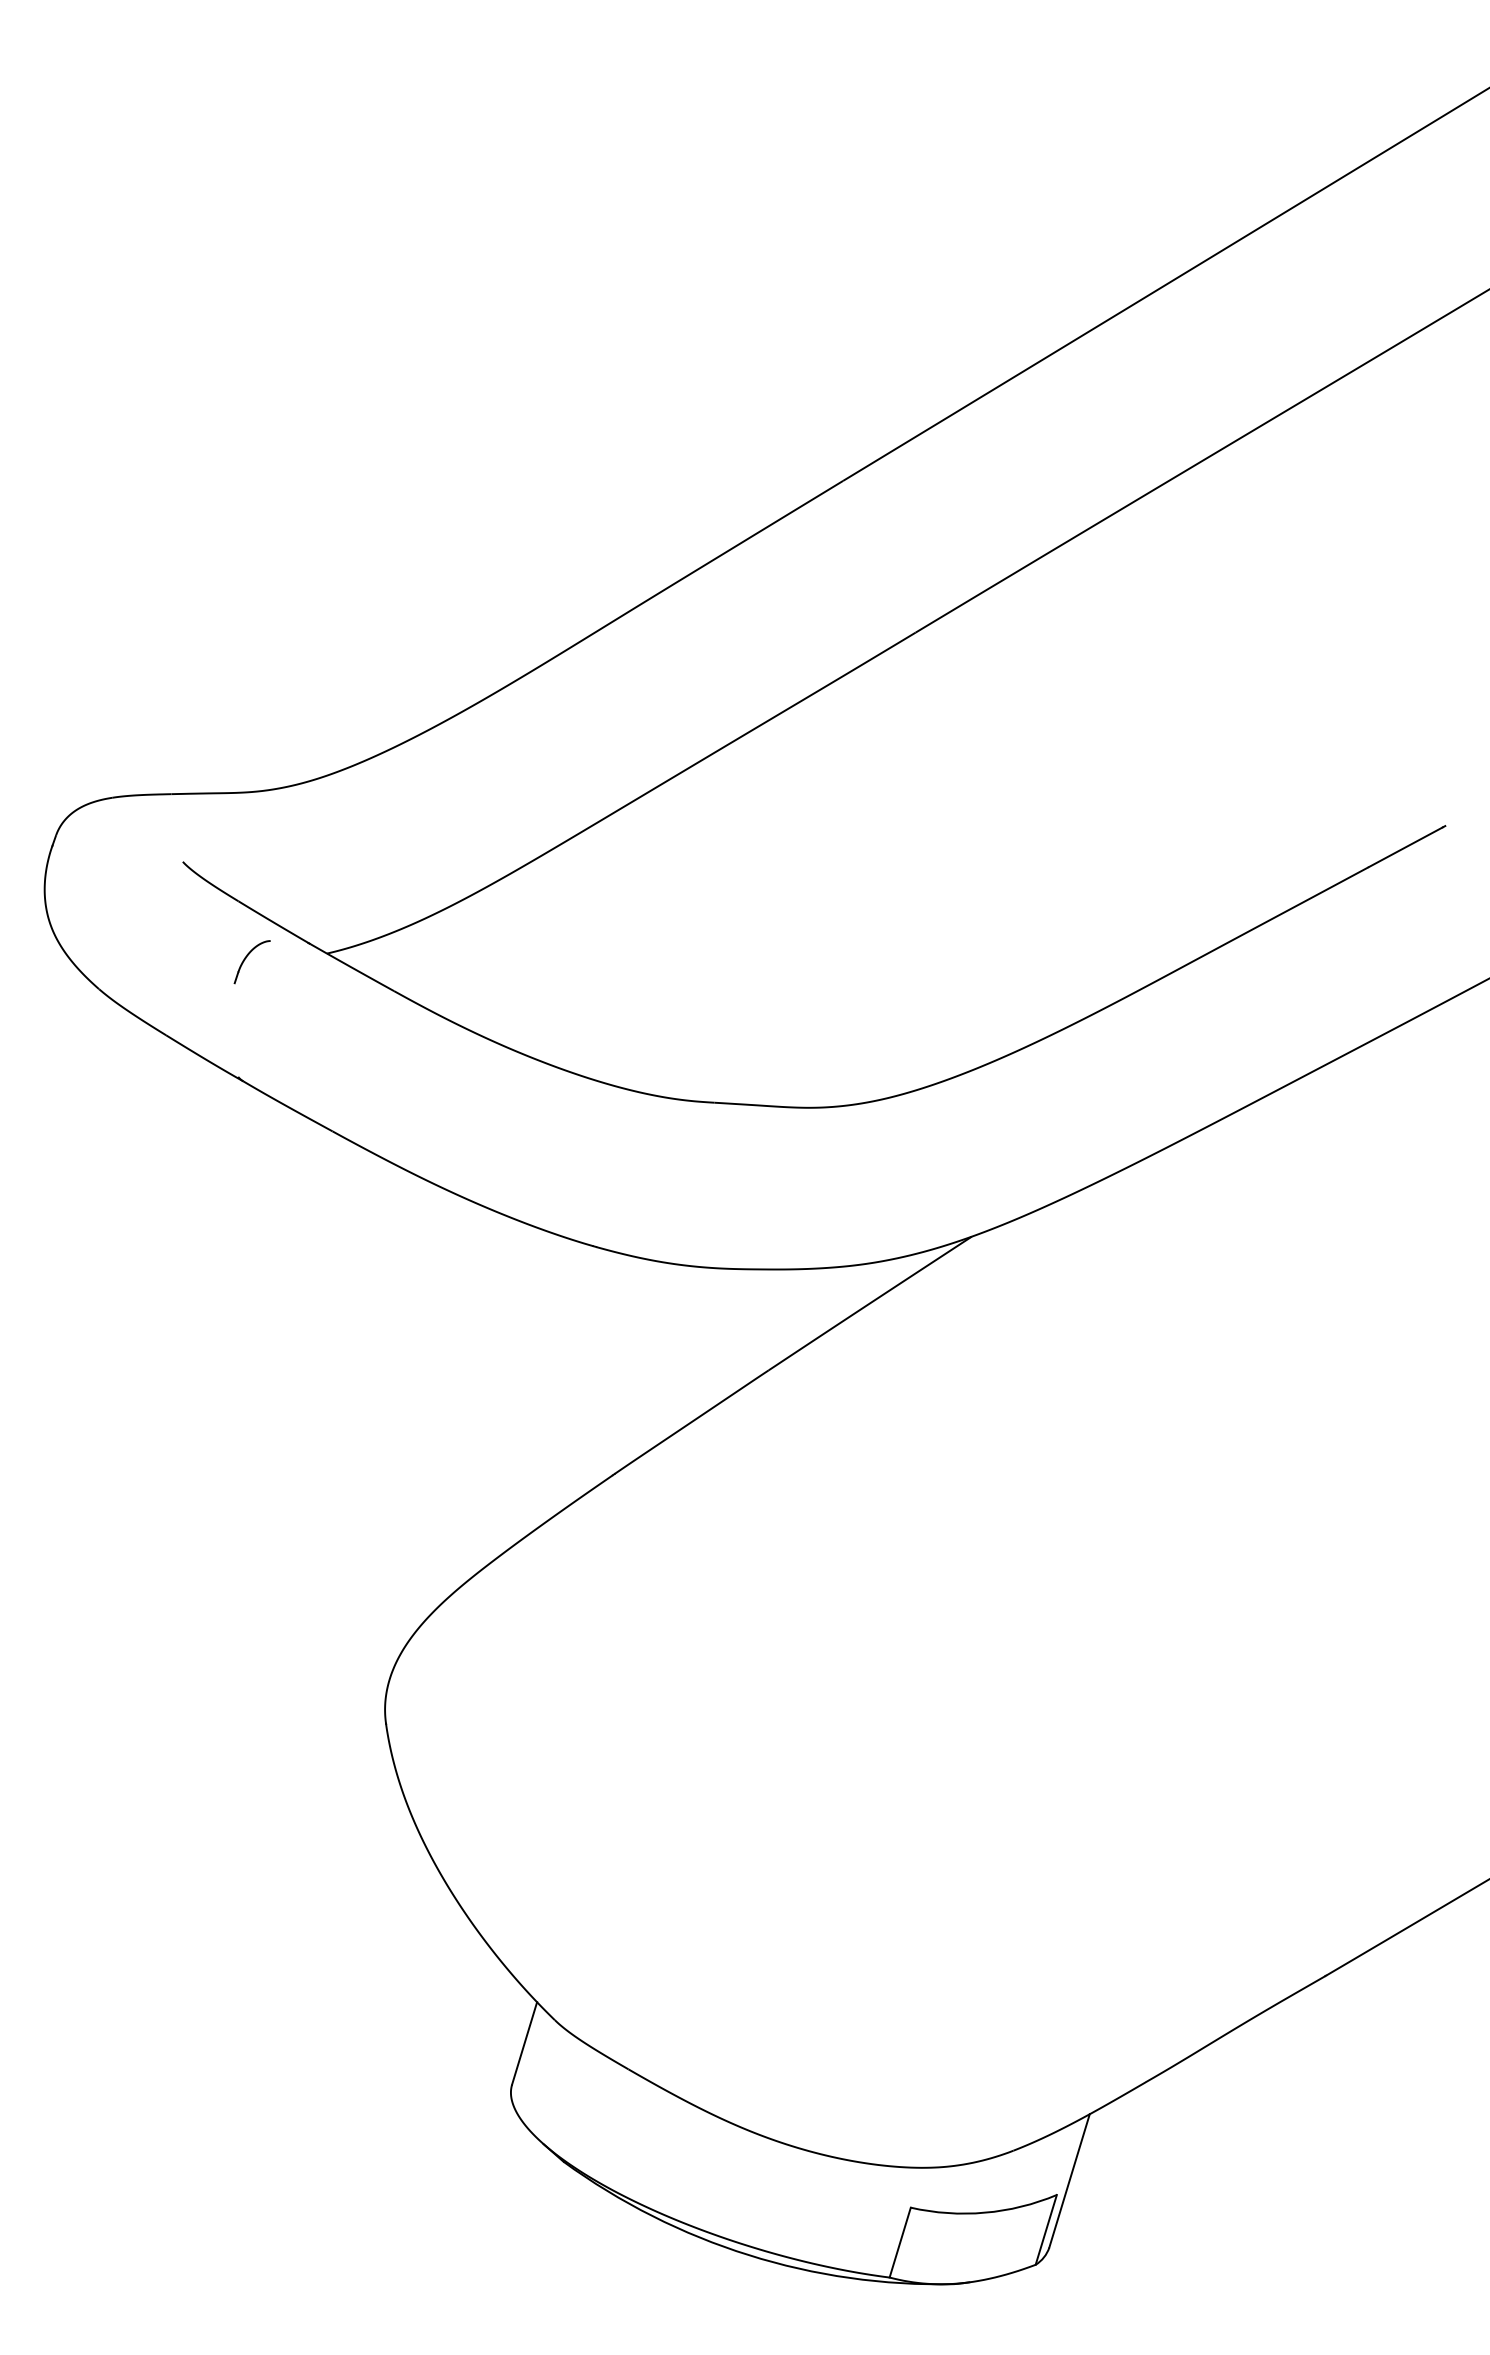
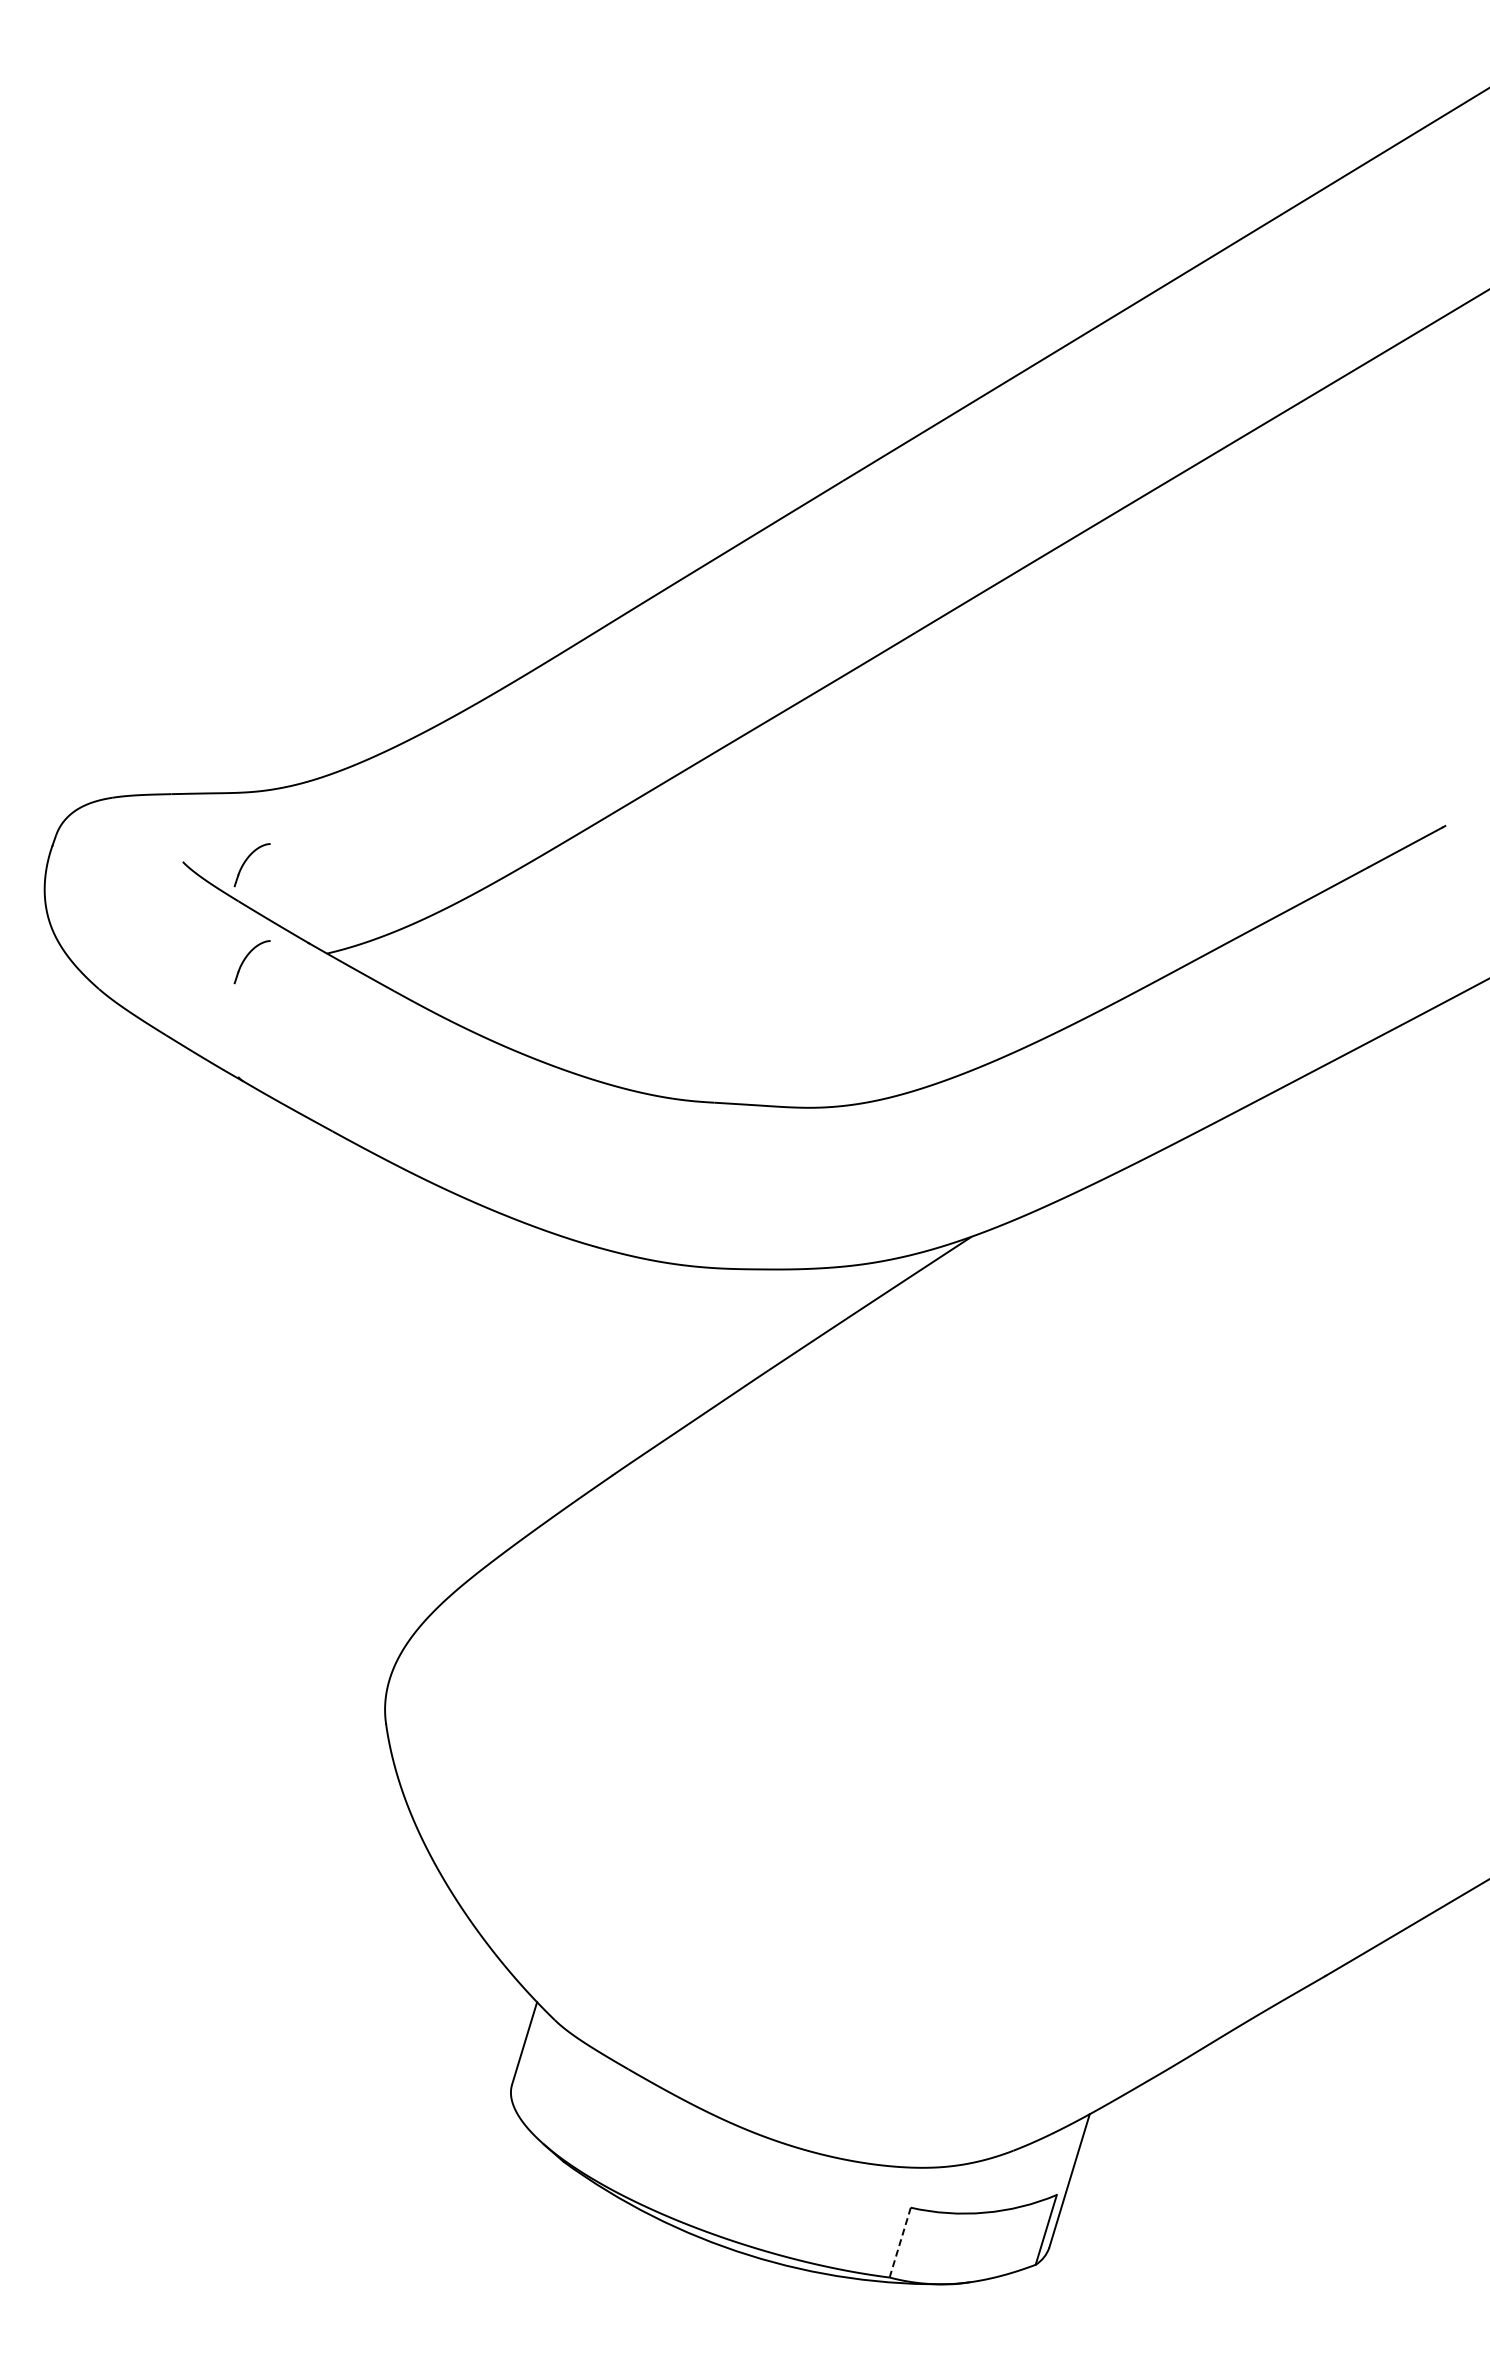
part: none -> present (247, 860)
line: solid -> dashed (900, 2242)
